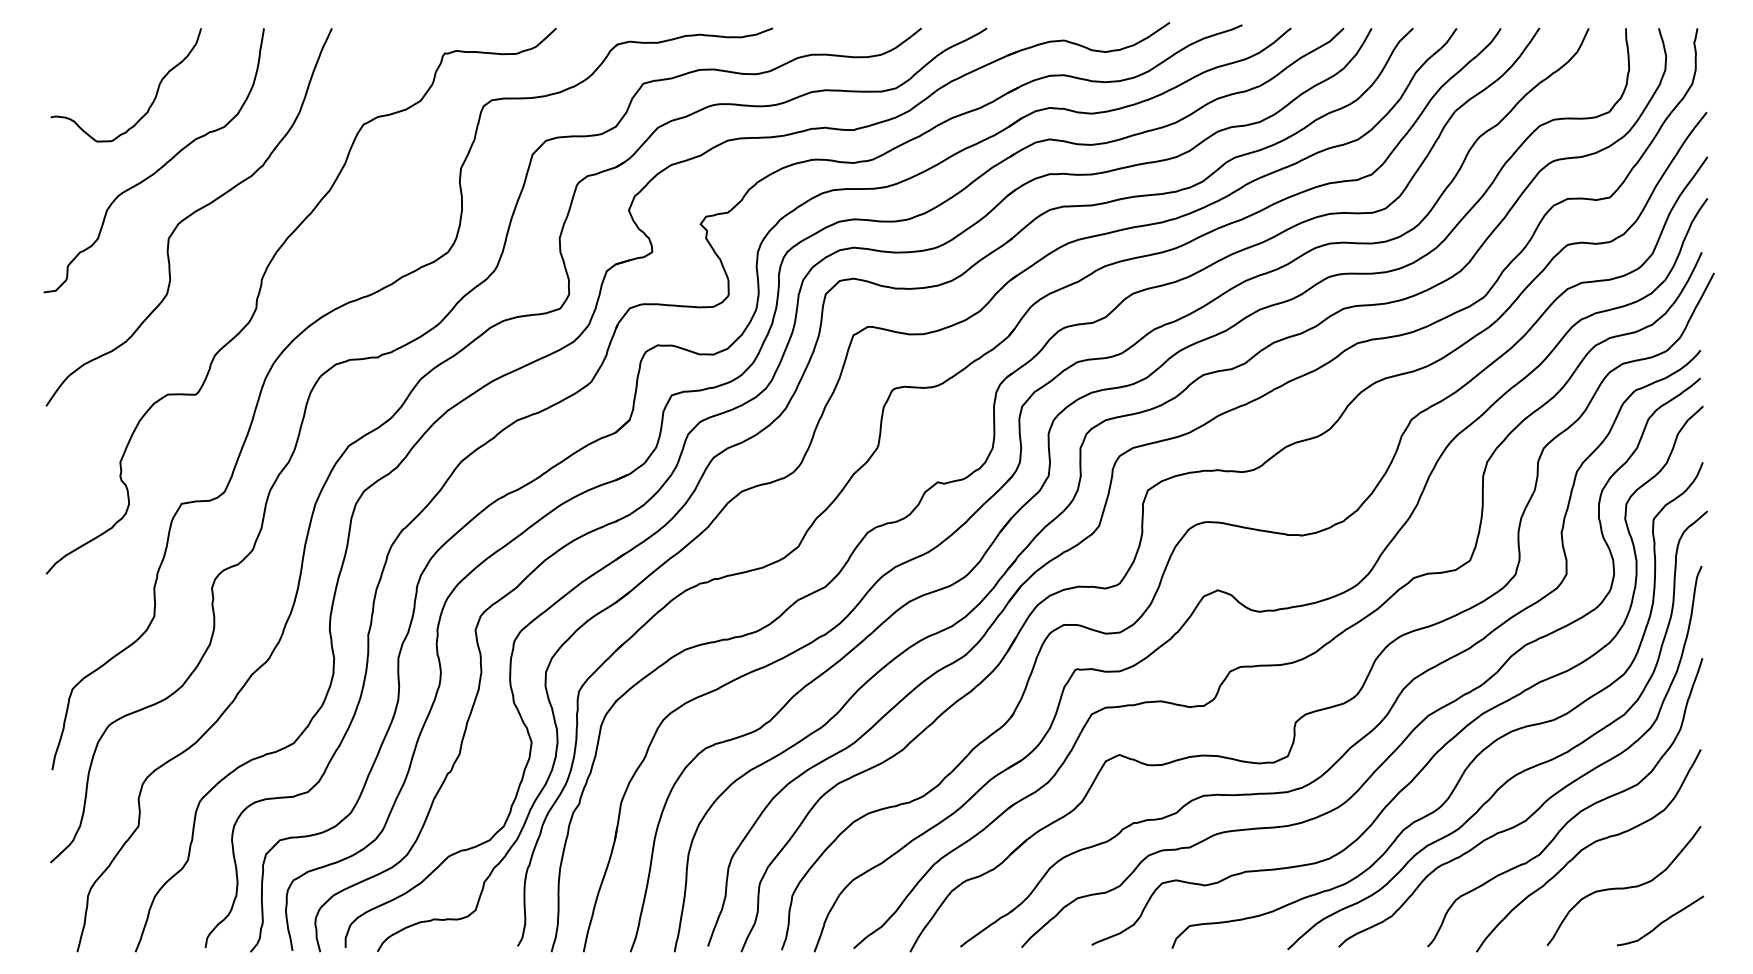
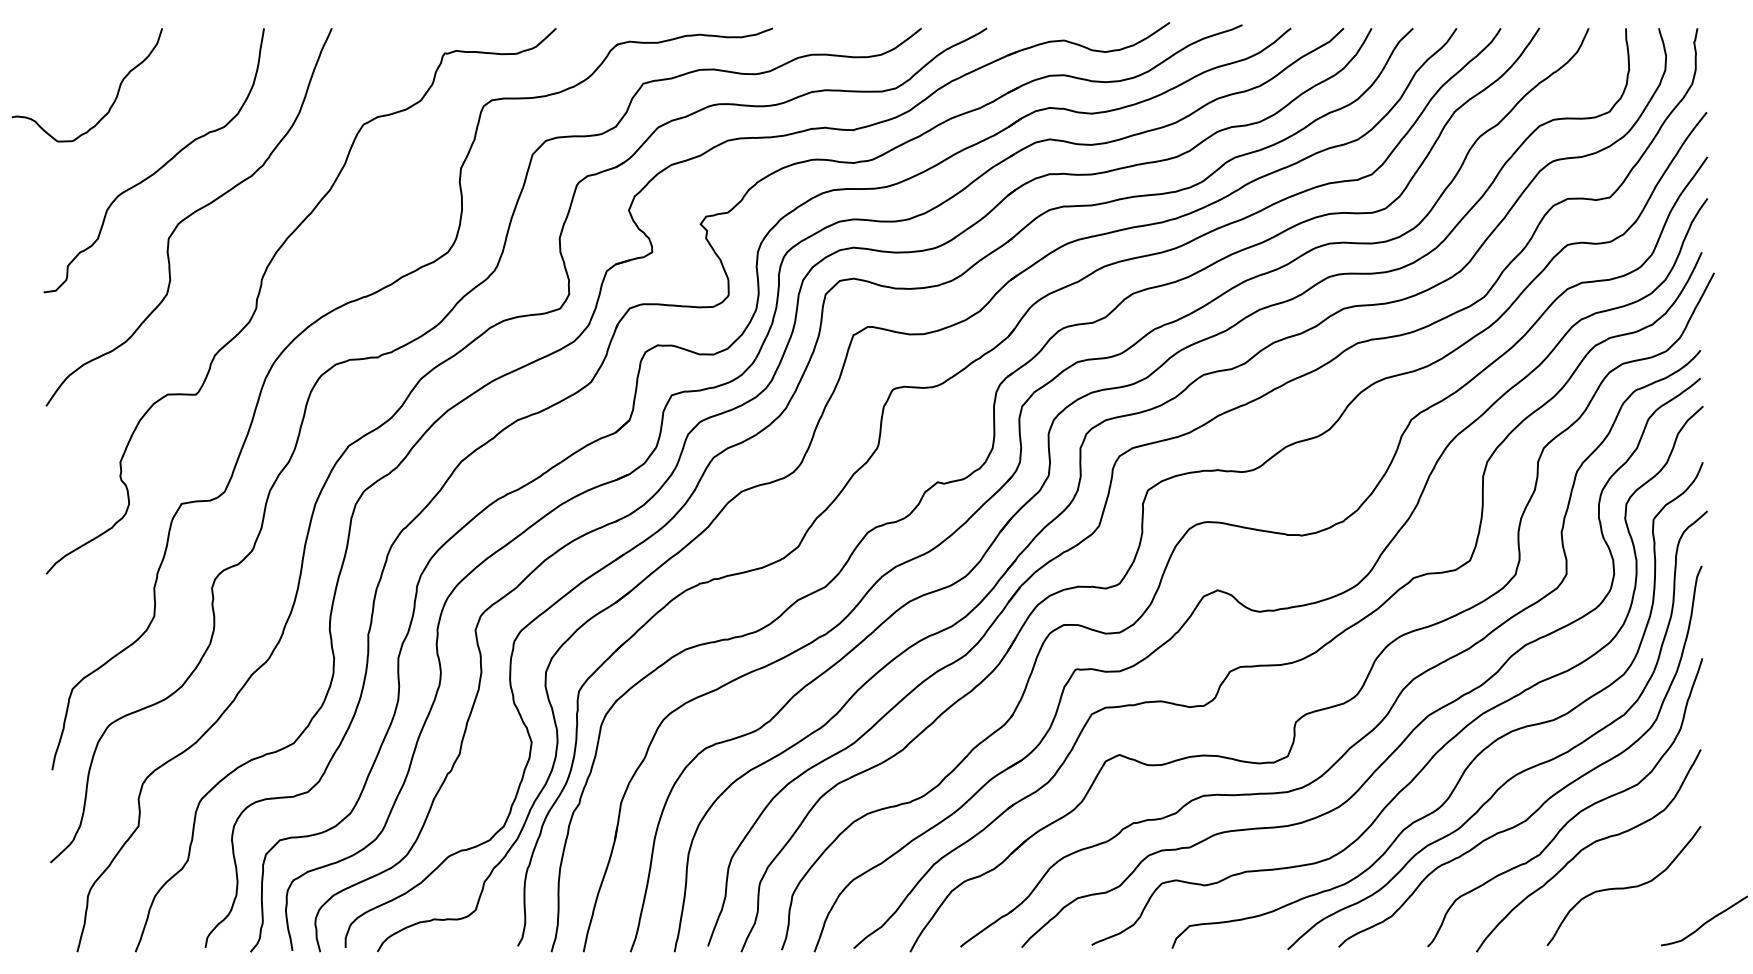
curve position: (153, 99) -> (114, 99) (114, 99)
curve position: (1661, 921) -> (1705, 921) (1705, 921)
